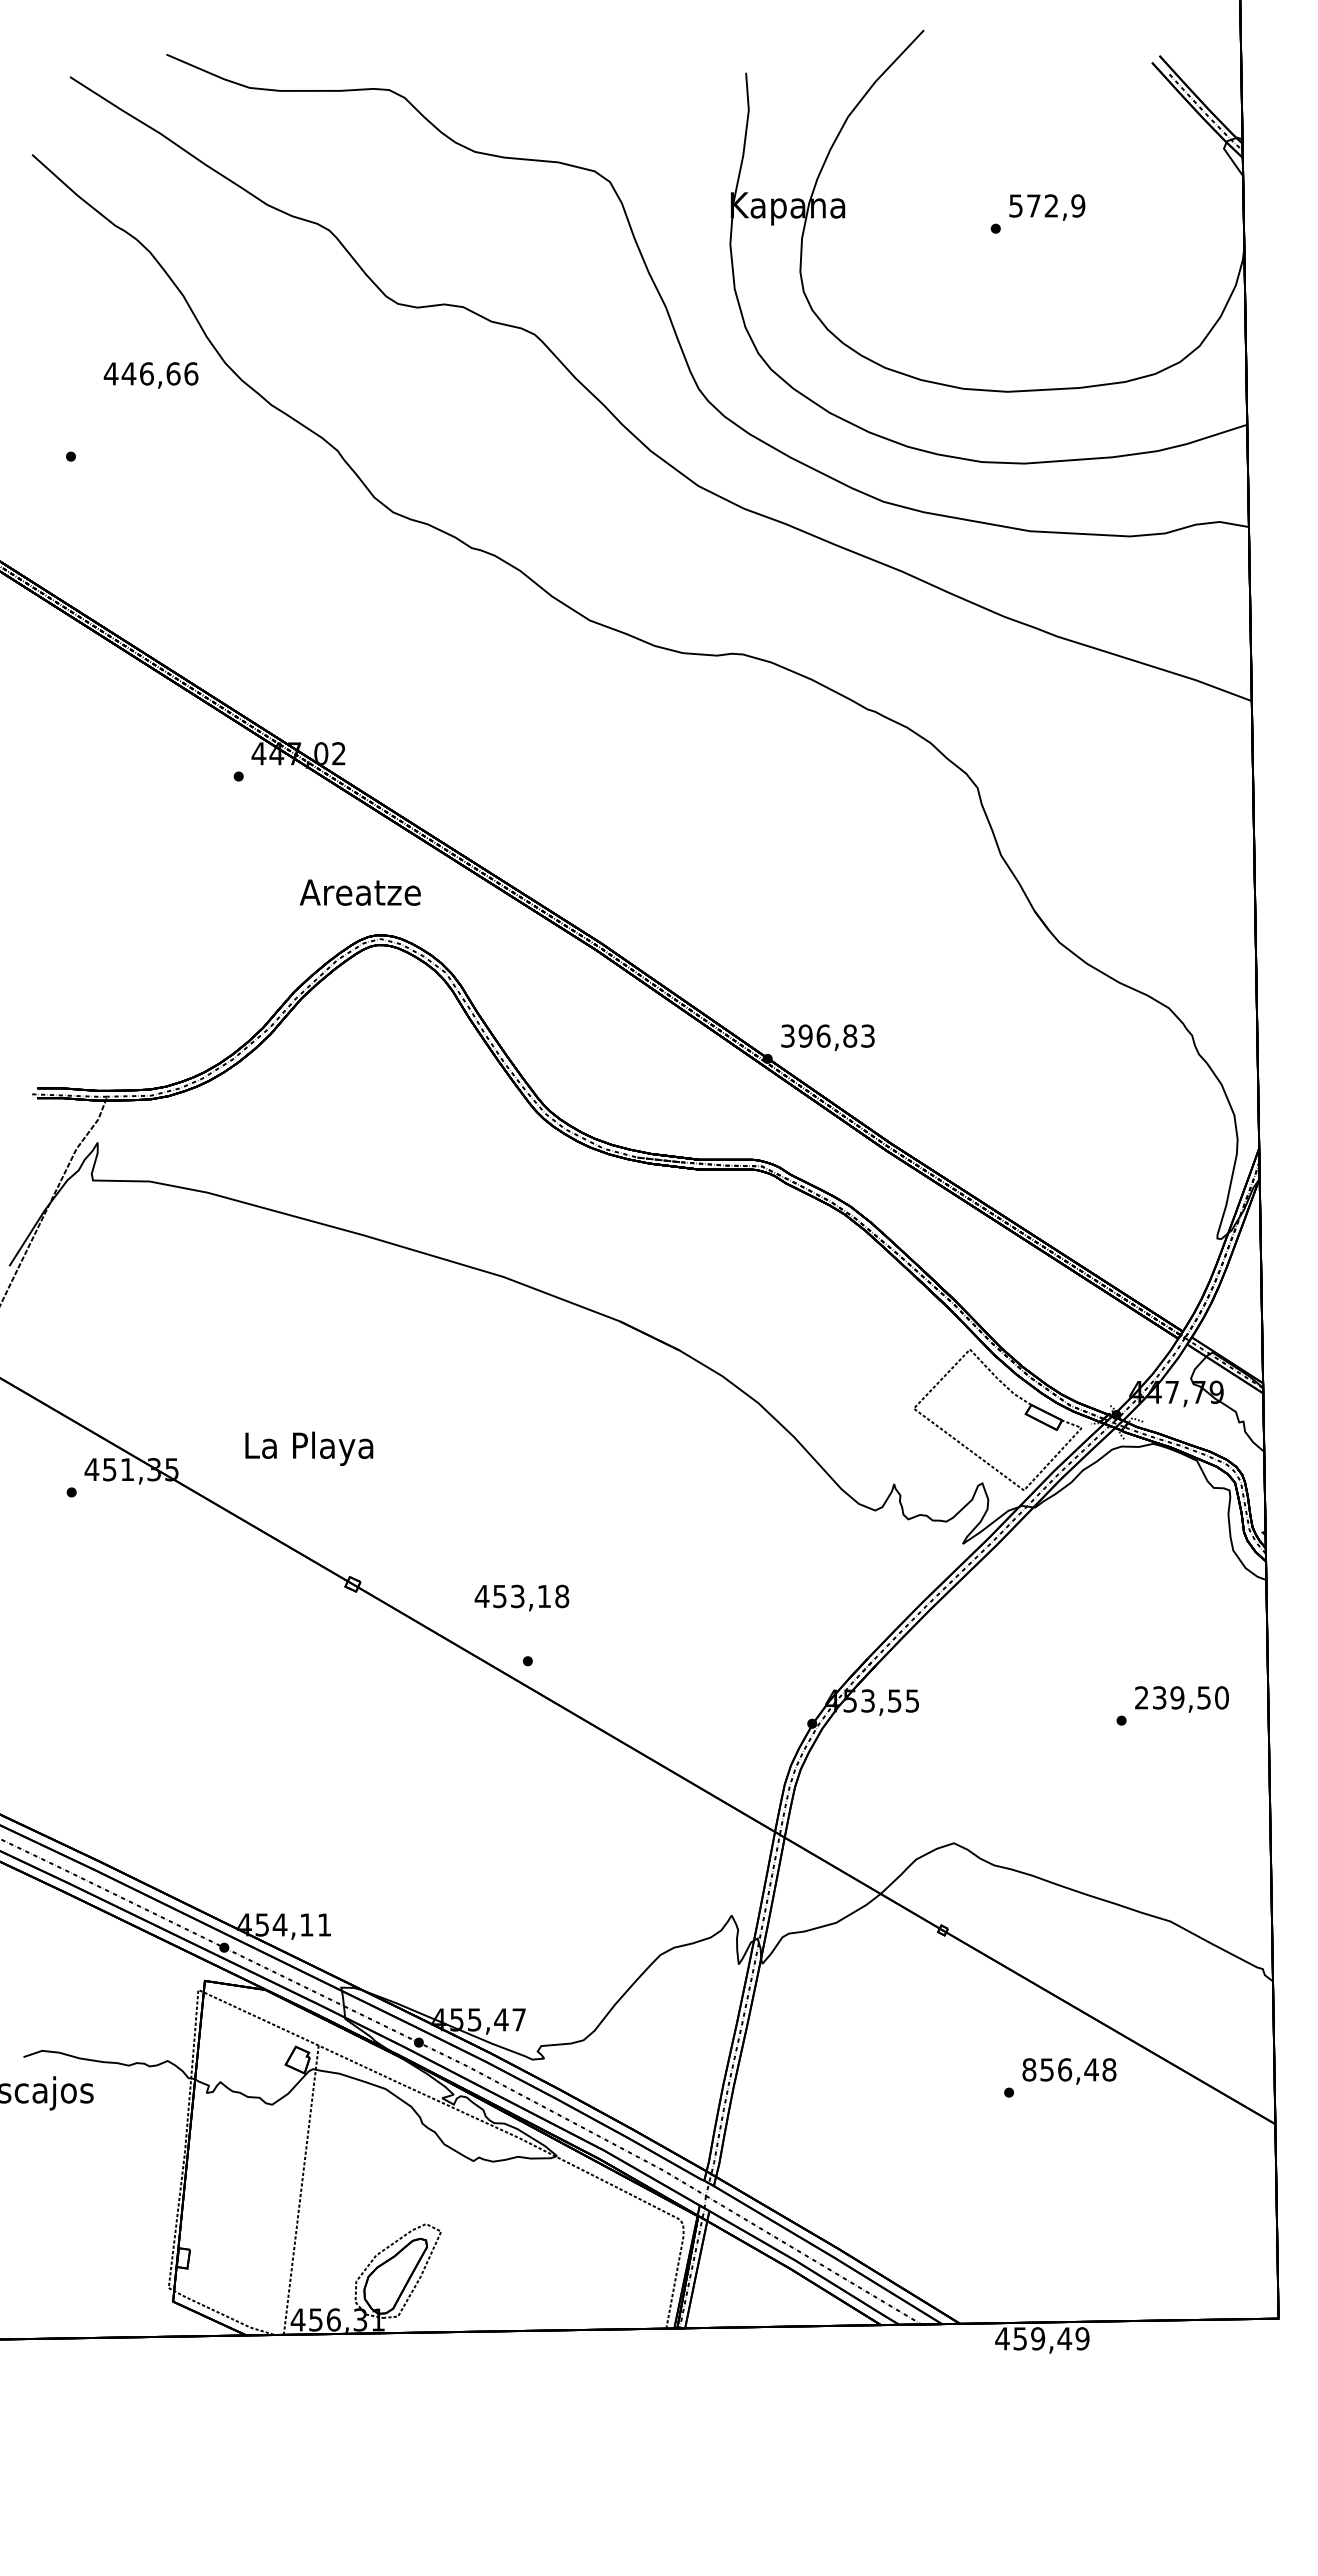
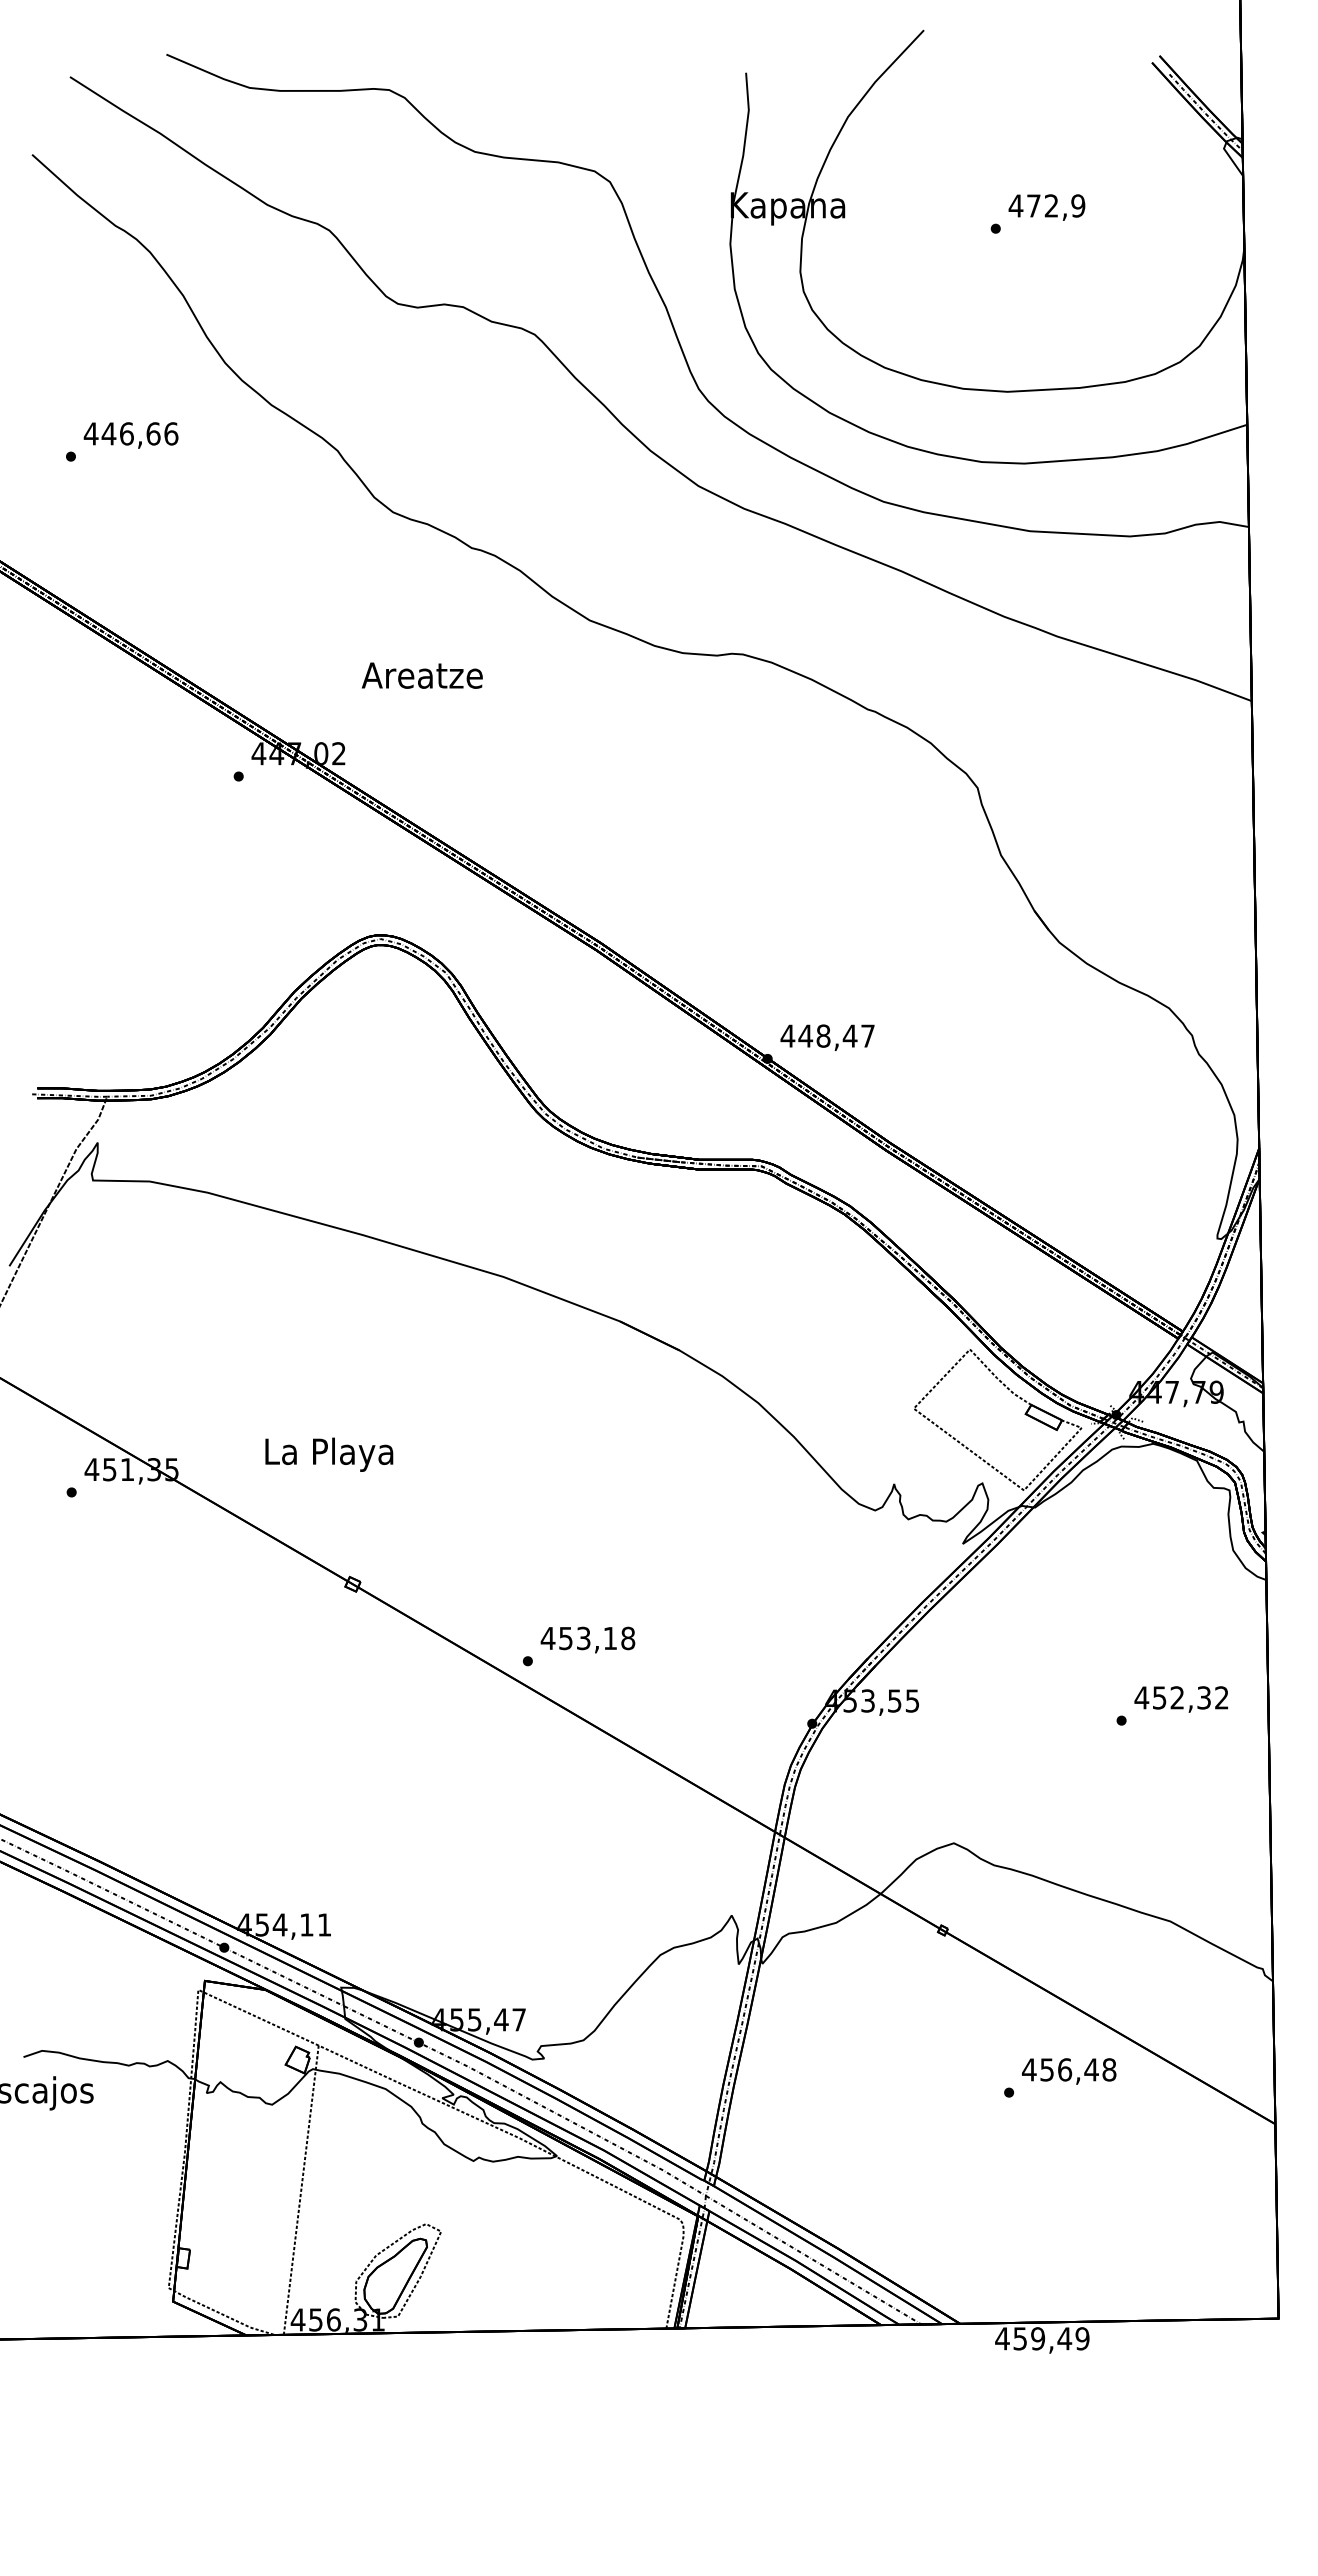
text: 572,9 -> 472,9 (1015, 205)
text position: (150, 375) -> (130, 435) (130, 435)
text position: (359, 892) -> (421, 675) (421, 675)
text: 396,83 -> 448,47 (827, 1035)
text position: (309, 1448) -> (329, 1454) (329, 1454)
text position: (521, 1597) -> (587, 1639) (587, 1639)
text: 239,50 -> 452,32 (1181, 1697)
text: 856,48 -> 456,48 (1029, 2069)
